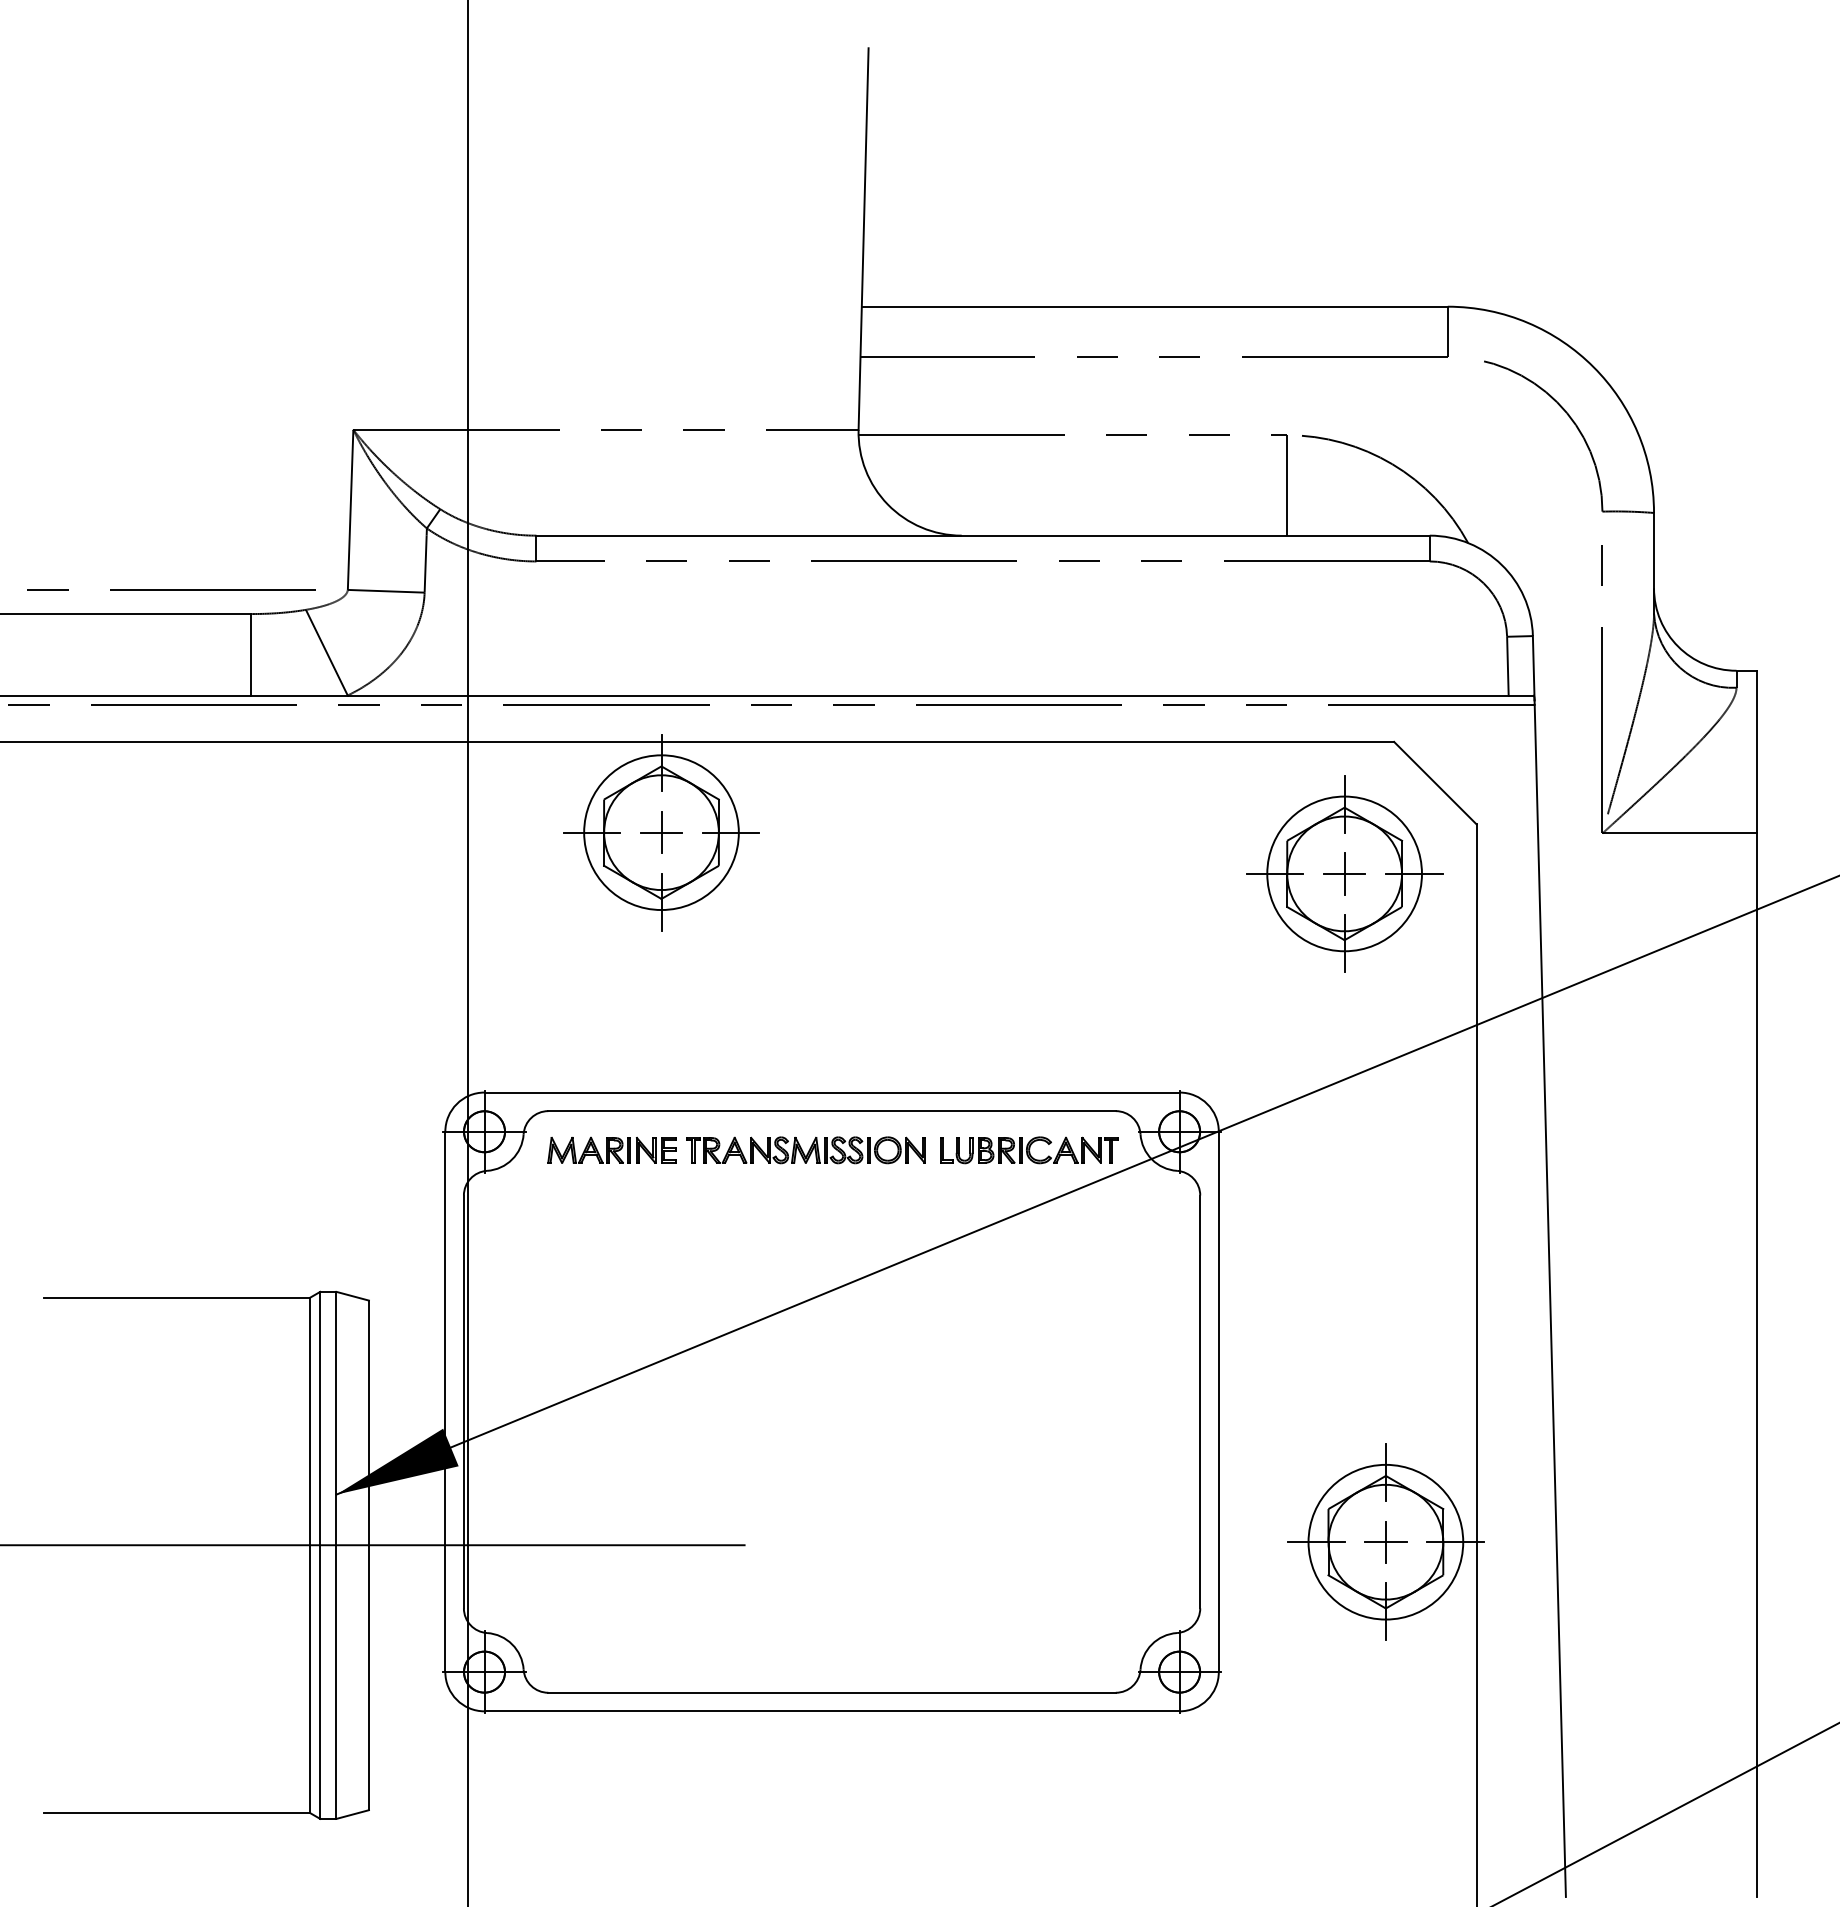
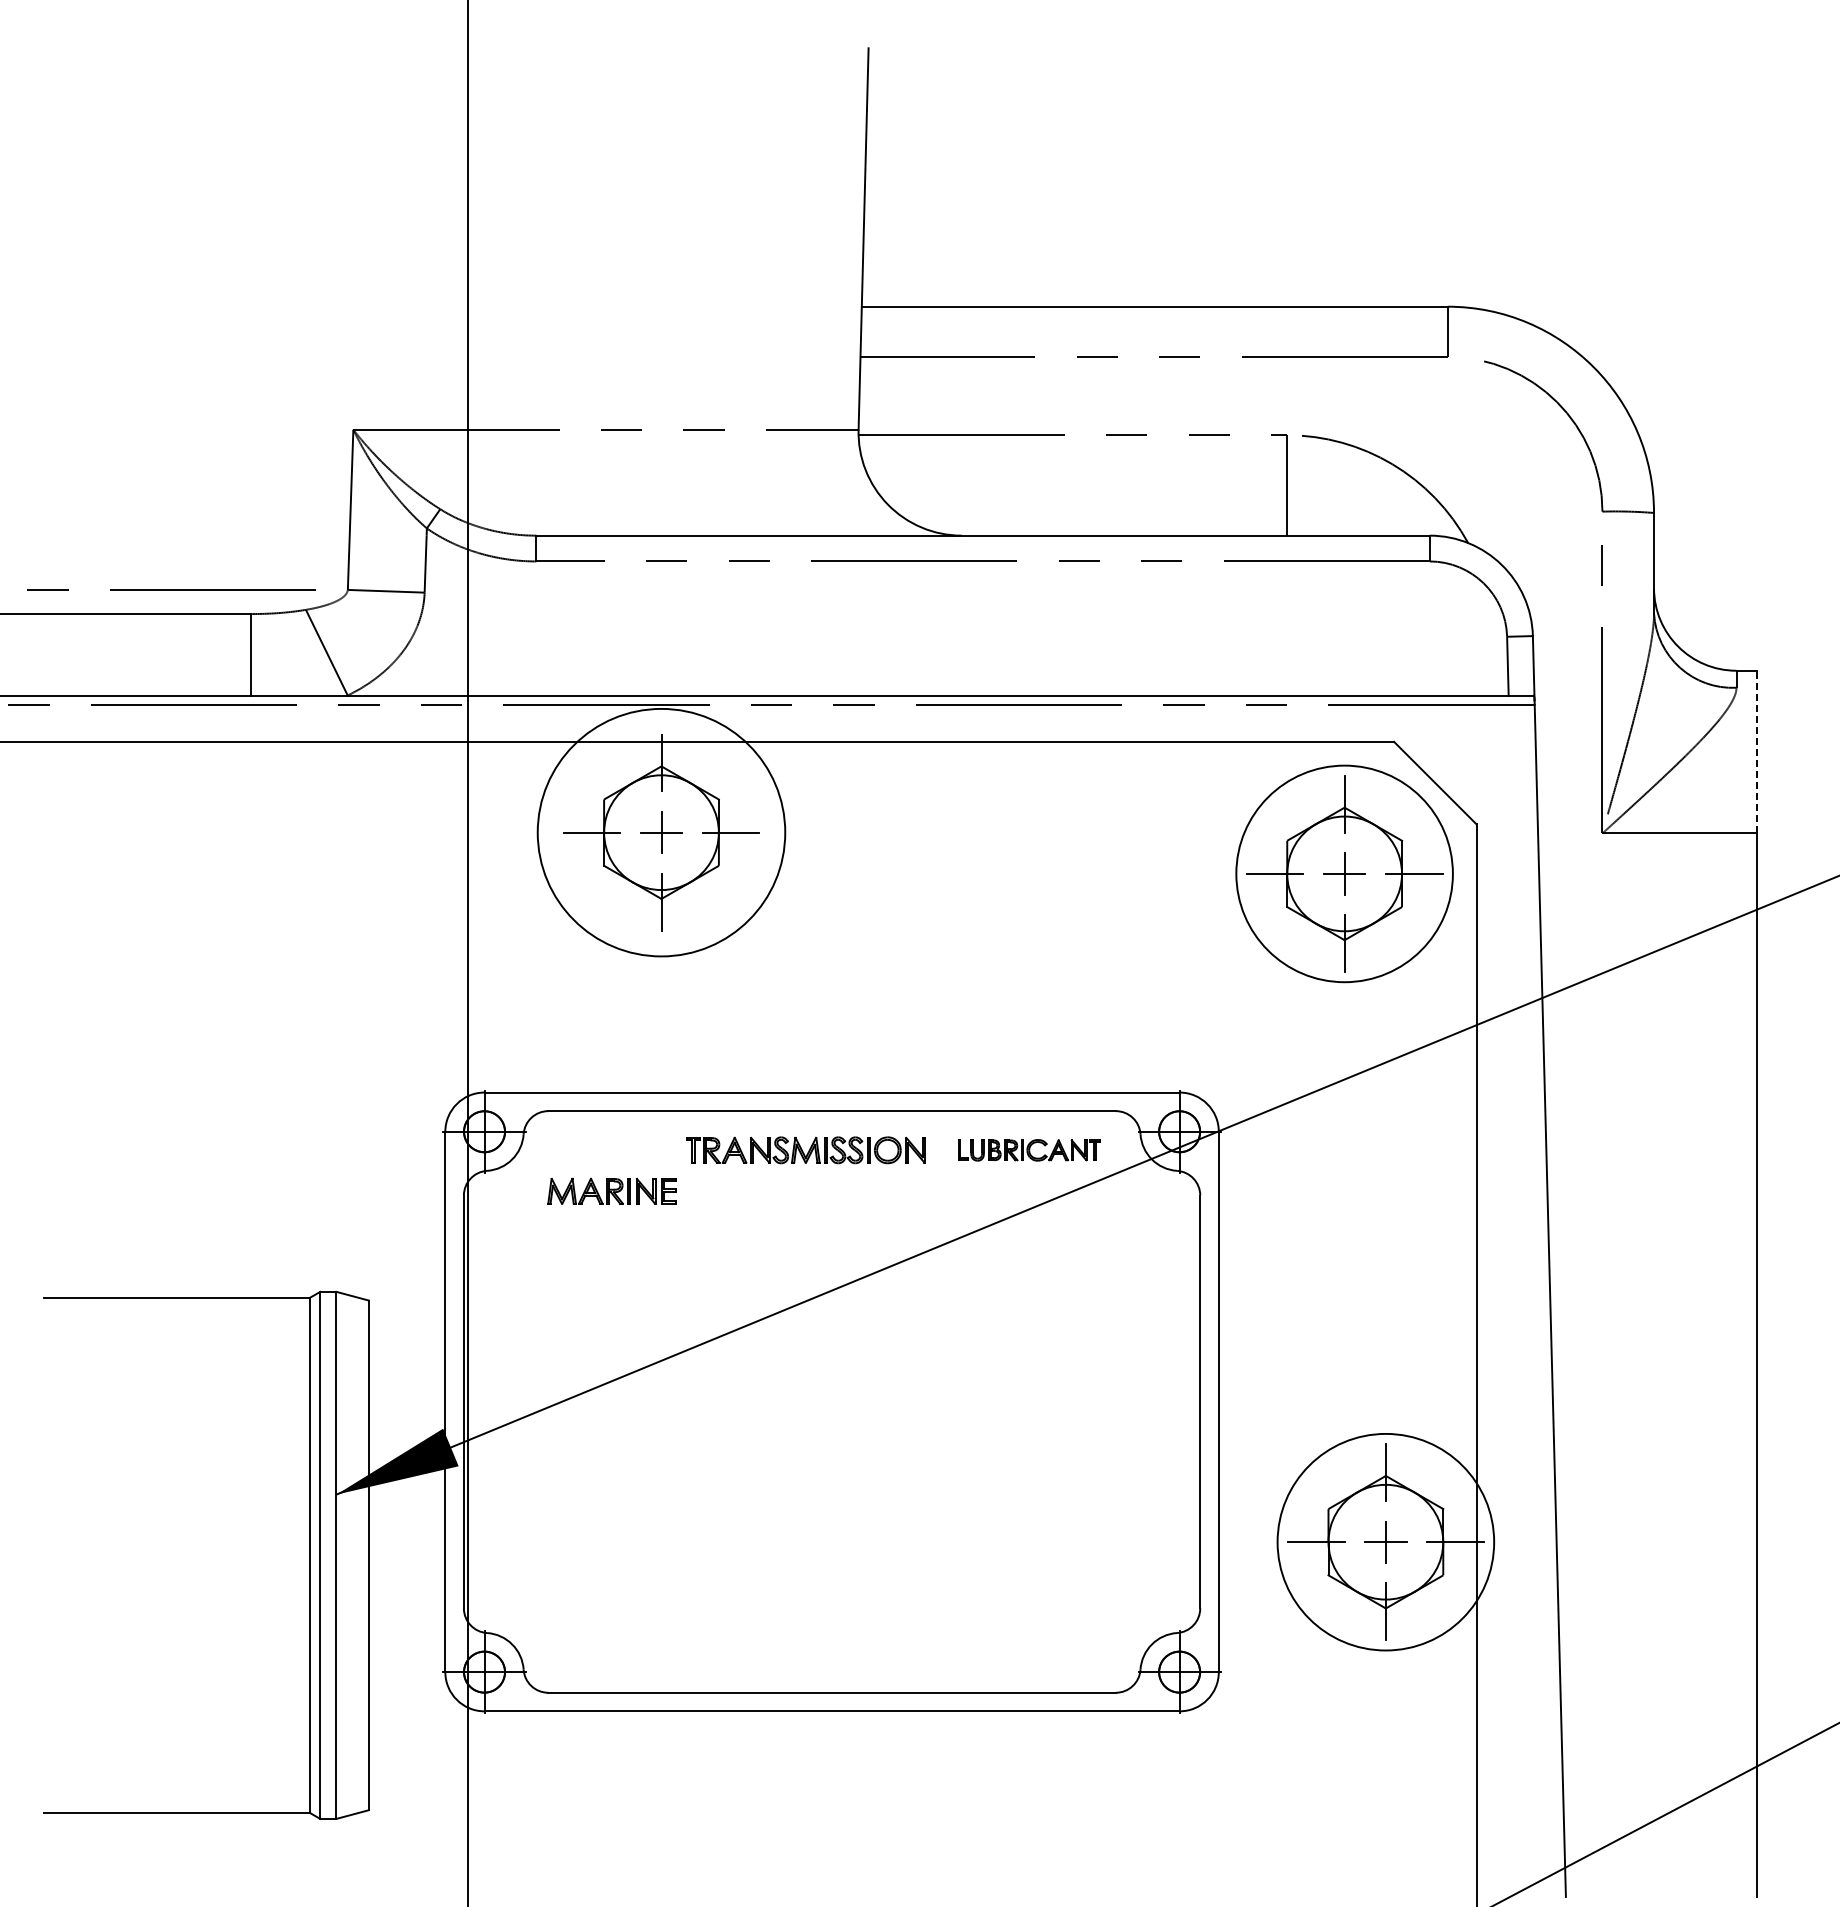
line: solid -> dashed (1757, 751)
circle diameter: 155 px -> 248 px (661, 832)
circle diameter: 155 px -> 217 px (1344, 873)
part position: (611, 1149) -> (611, 1190) (611, 1190)
part size: 179x29 px -> 143x23 px (1029, 1150)
circle diameter: 155 px -> 217 px (1385, 1541)
line: present -> none (373, 1545)
